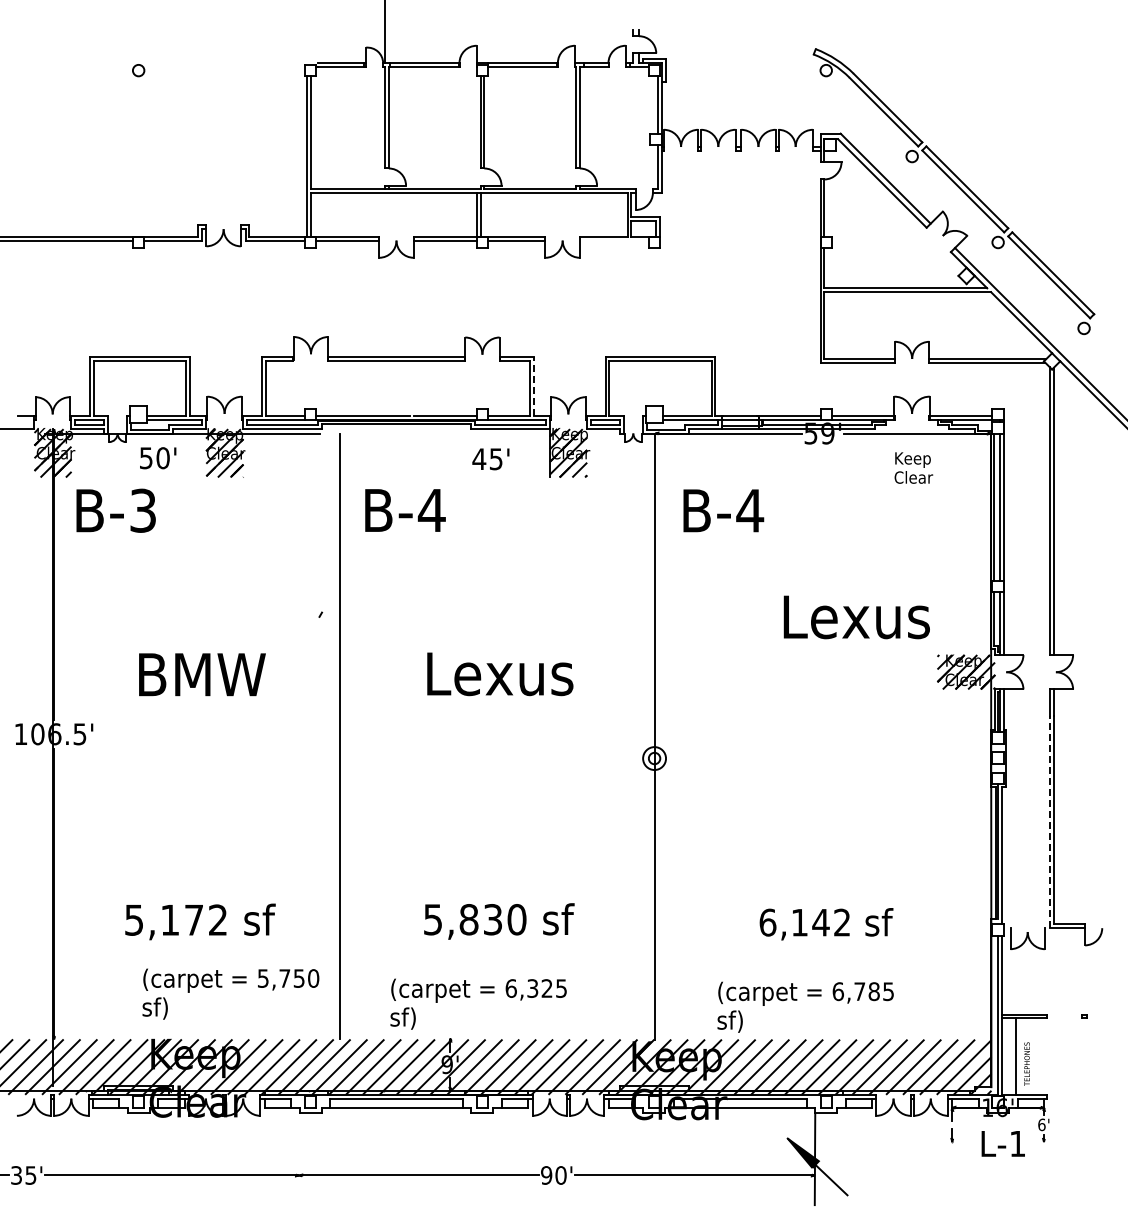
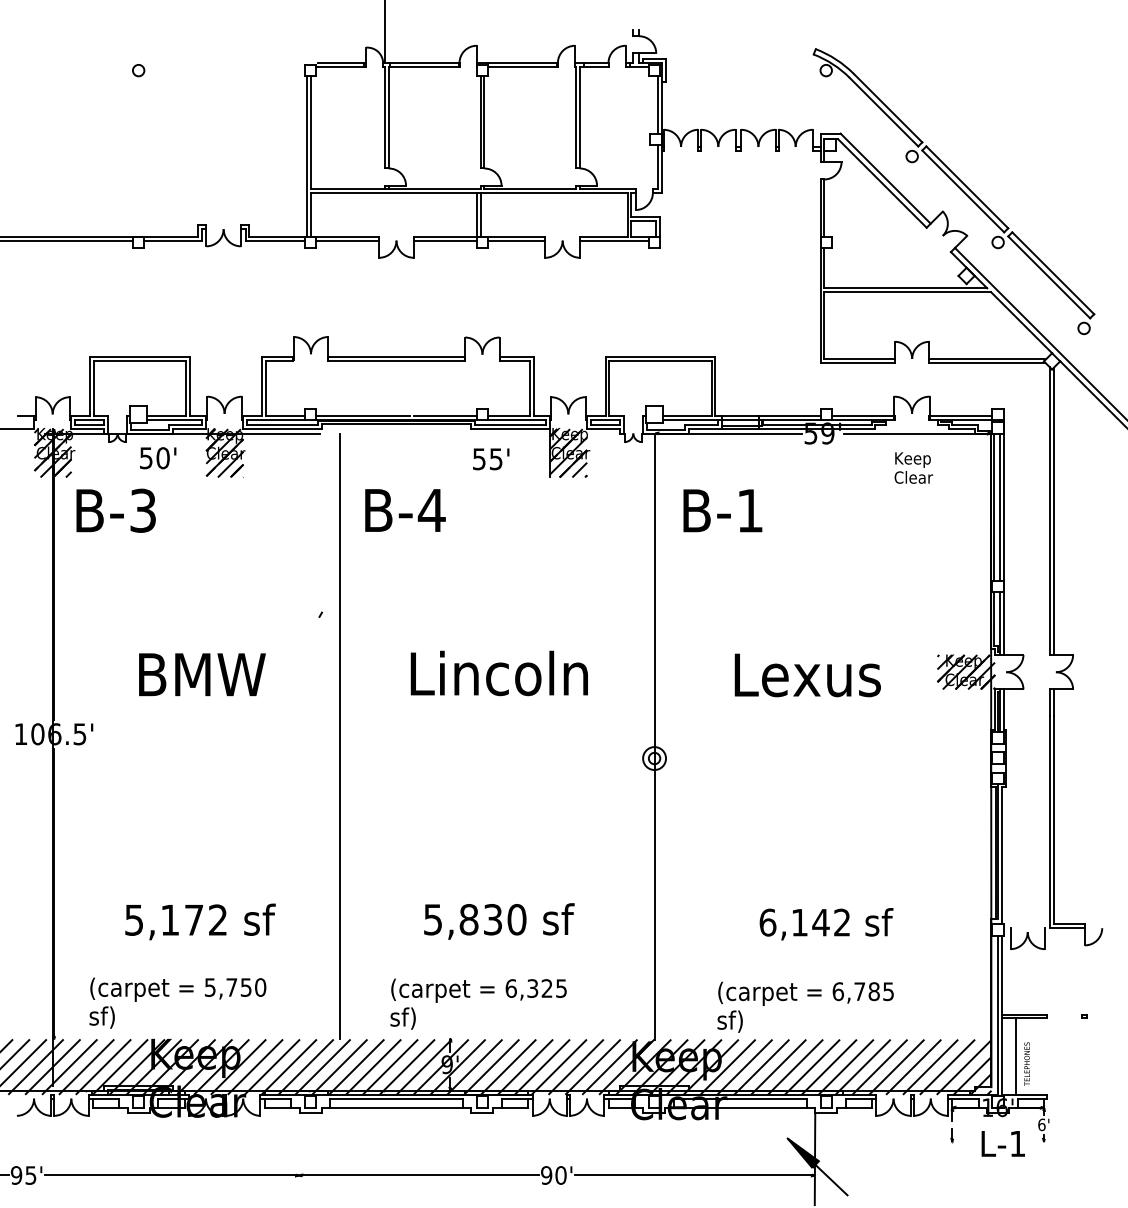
line: none -> present (614, 240)
line: dashed -> solid (534, 386)
text: 45' -> 55' (479, 459)
text: B-4 -> B-1 (750, 510)
text position: (856, 617) -> (807, 675) (807, 675)
text: Lexus -> Lincoln (498, 673)
line: dashed -> solid (1049, 821)
text position: (230, 993) -> (177, 1002) (177, 1002)
text: 35' -> 95' (16, 1175)
